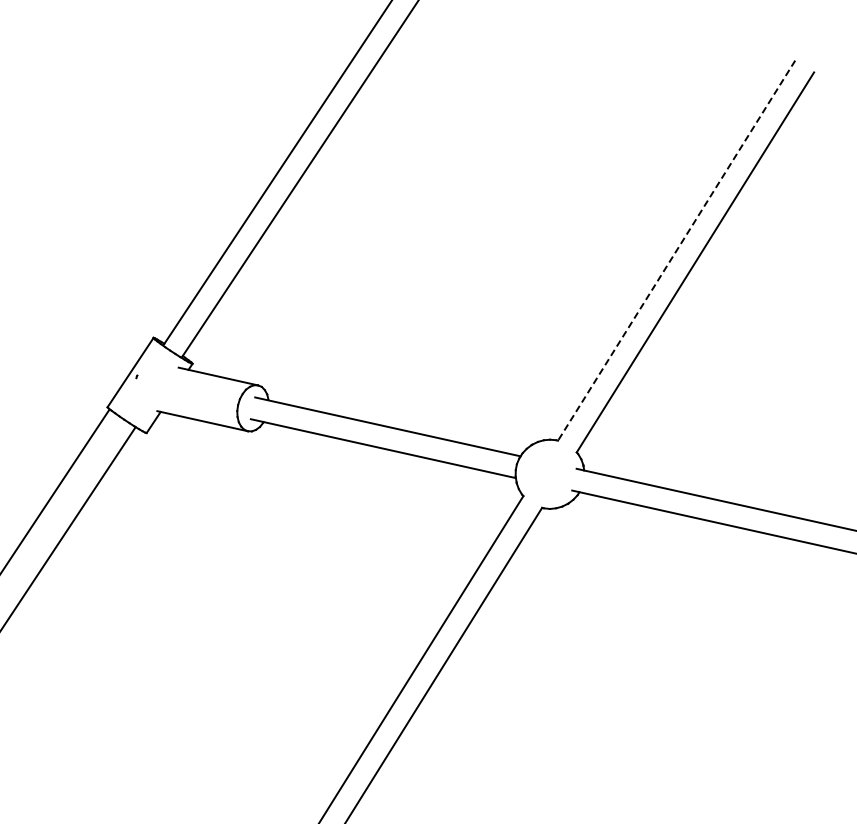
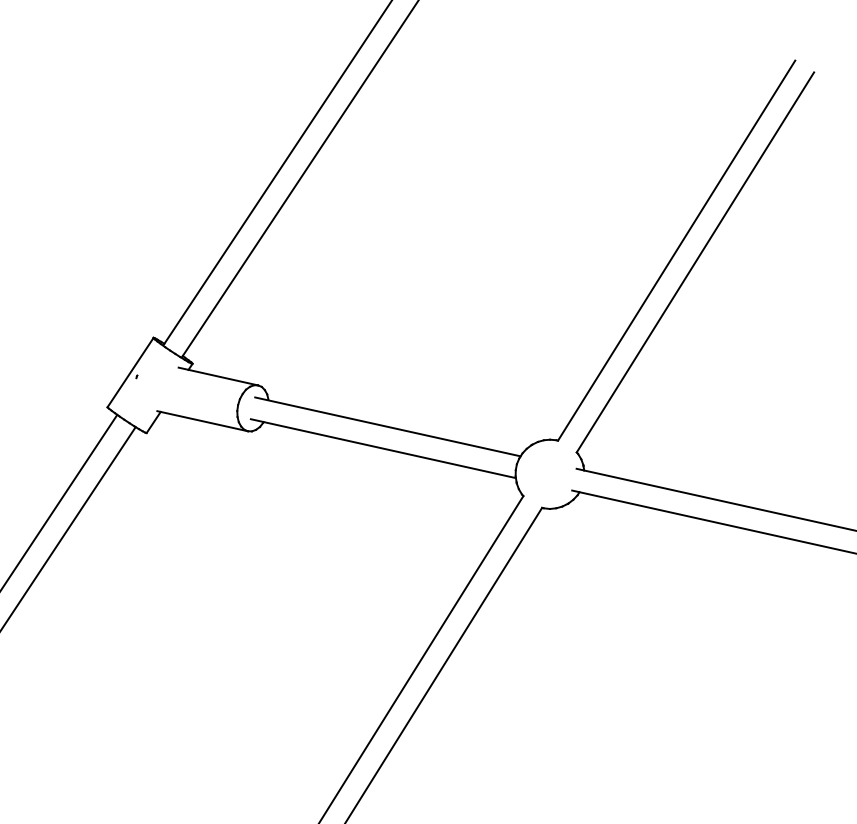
line: dashed -> solid (676, 251)
line position: (55, 490) -> (59, 501) (59, 501)
